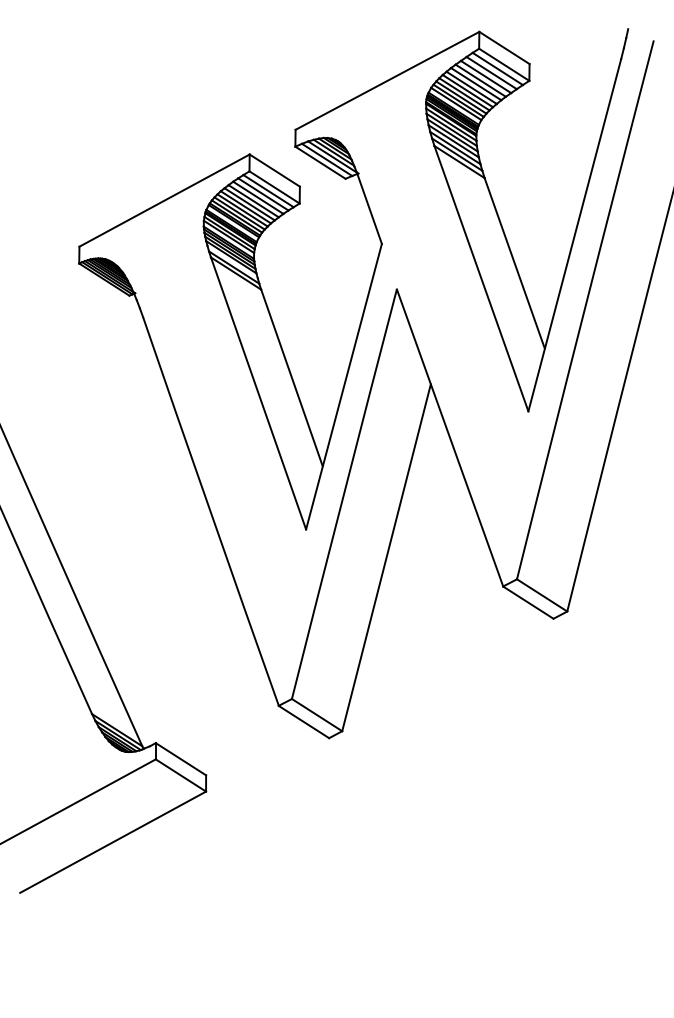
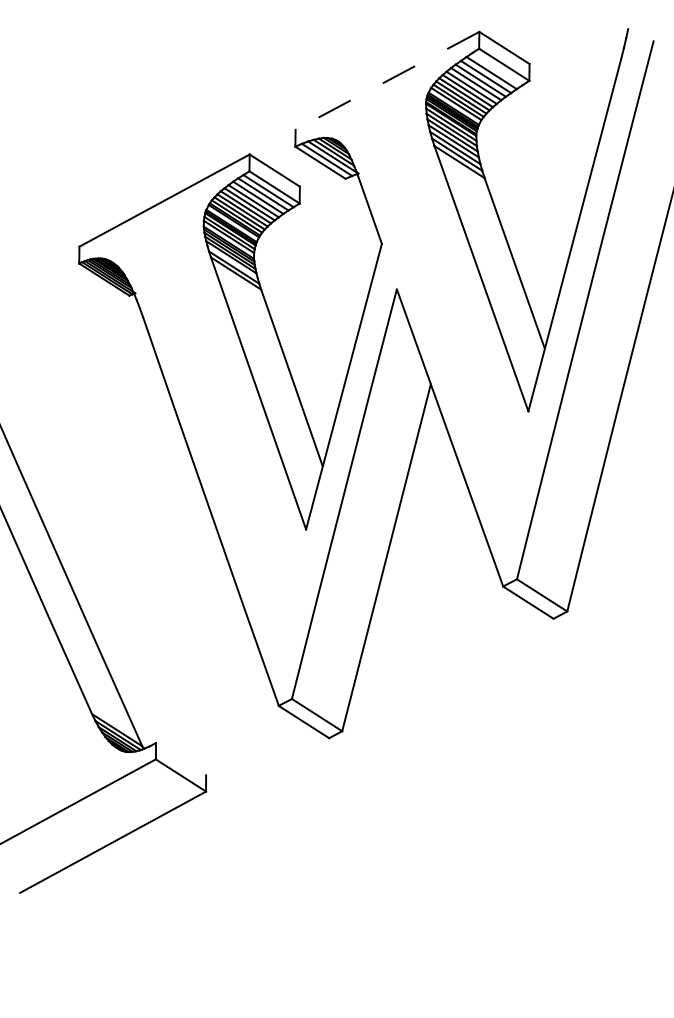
line: present -> none (497, 68)
line: solid -> dashed (387, 81)
line: present -> none (180, 759)
